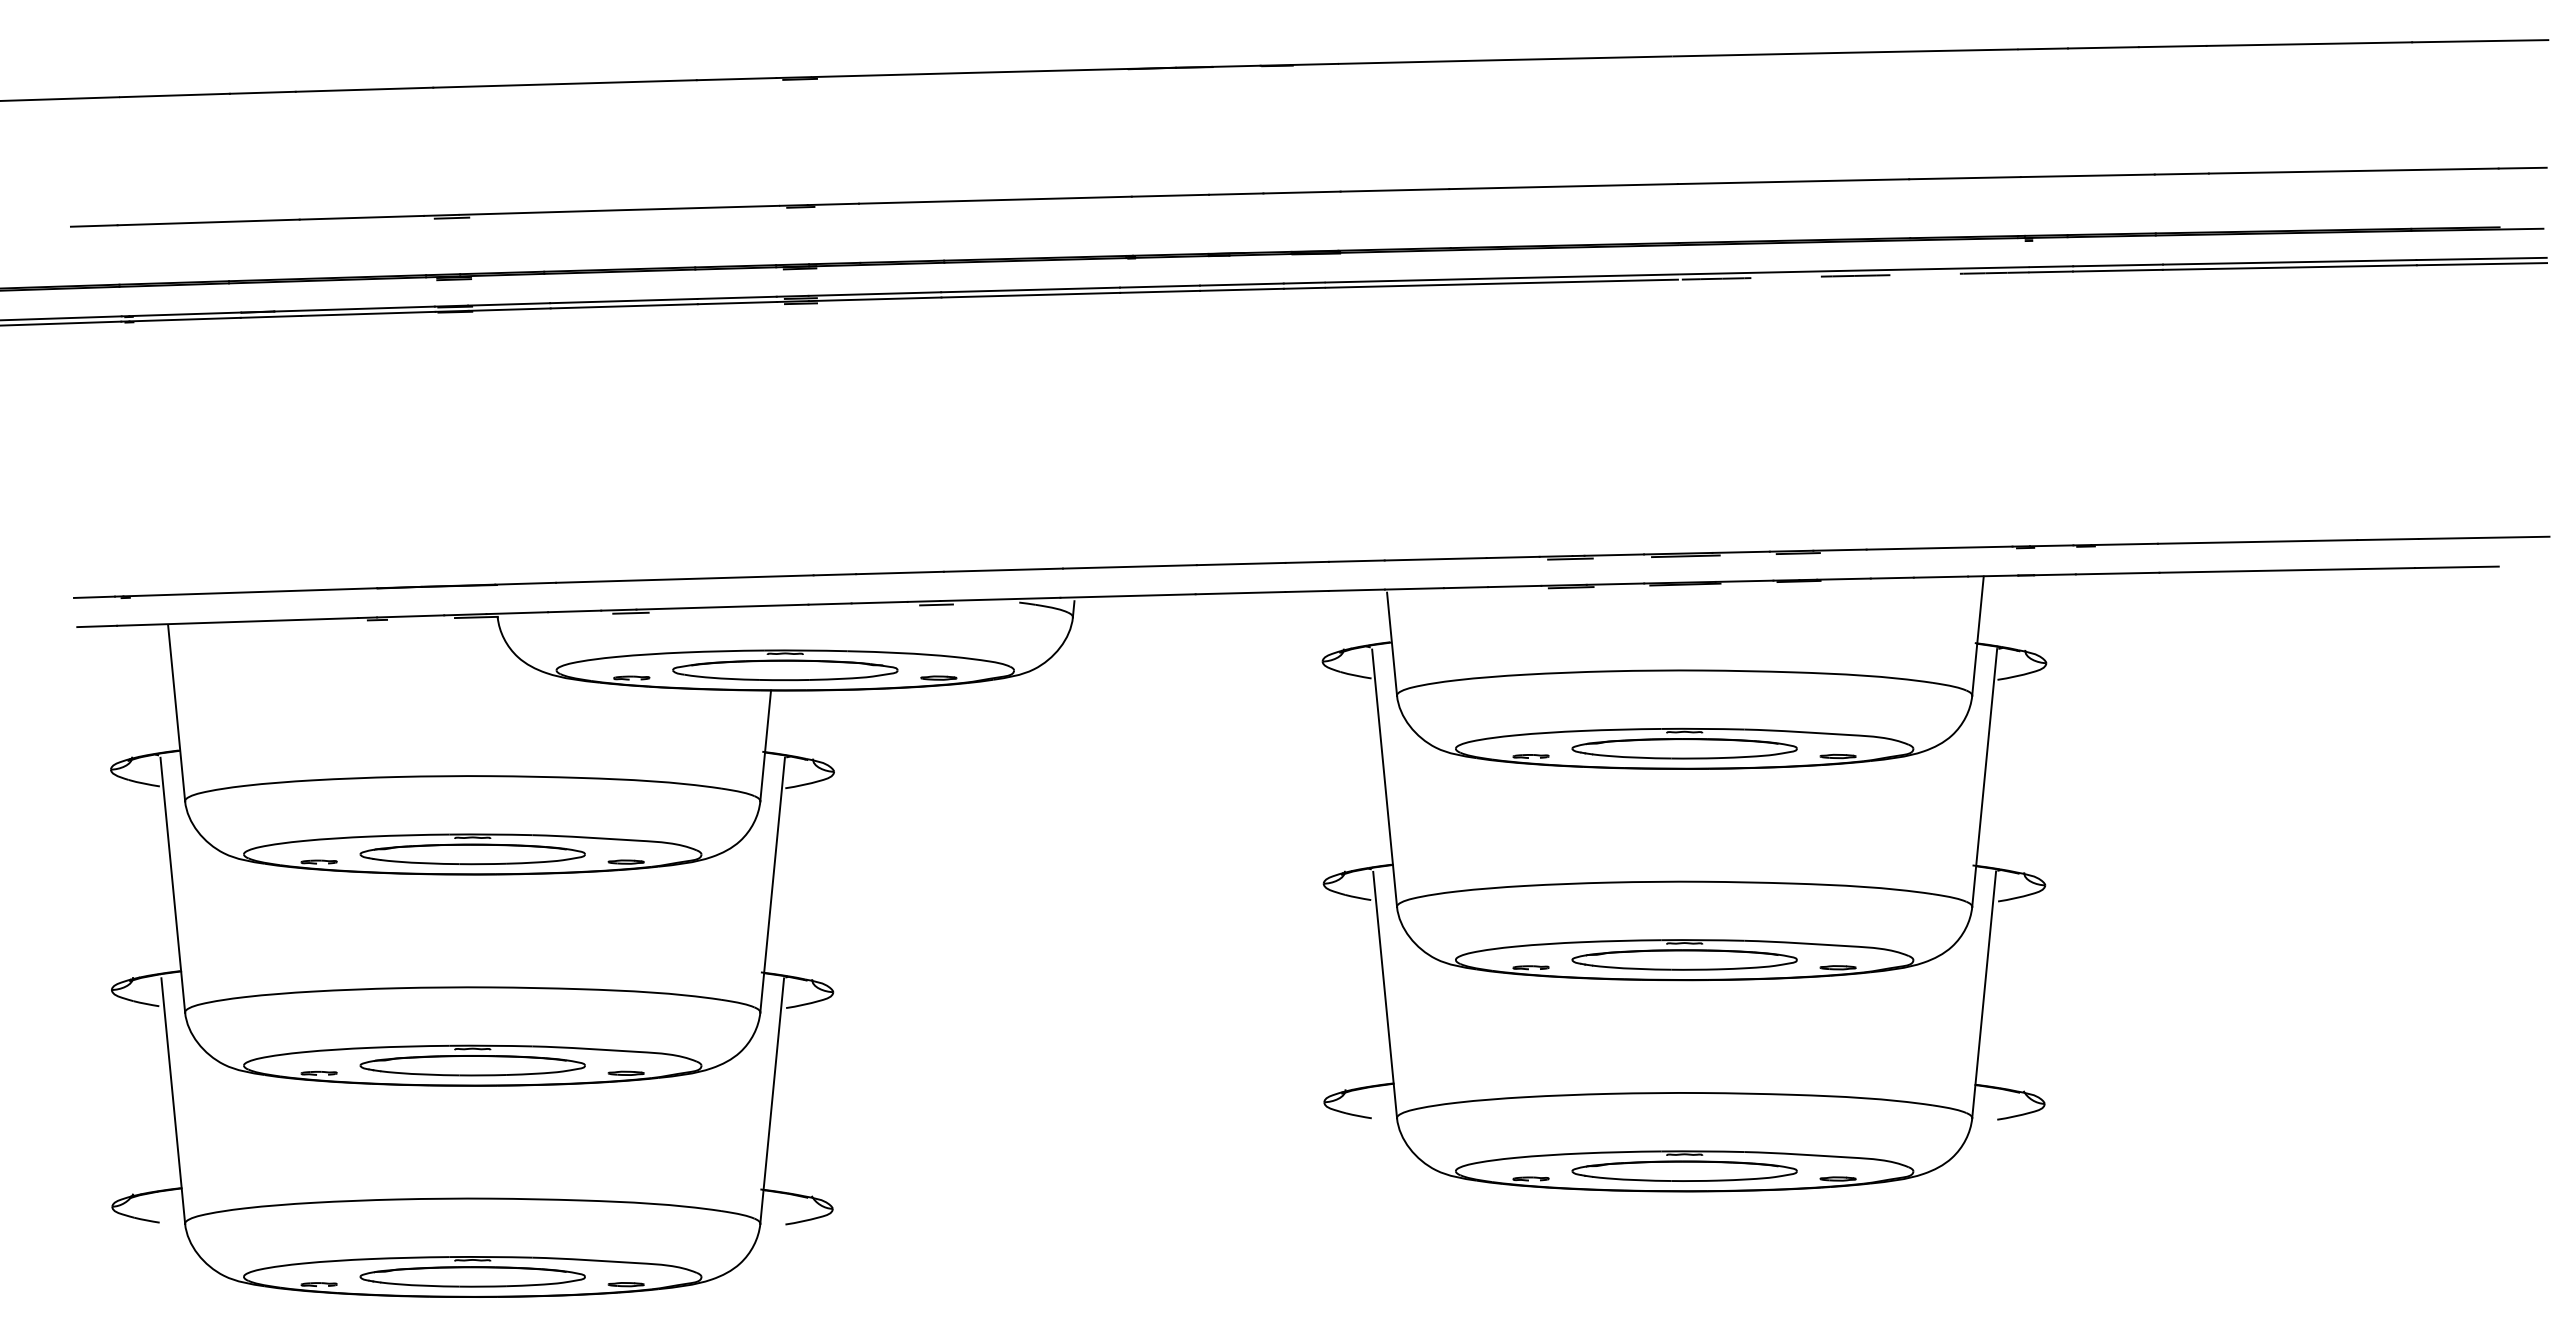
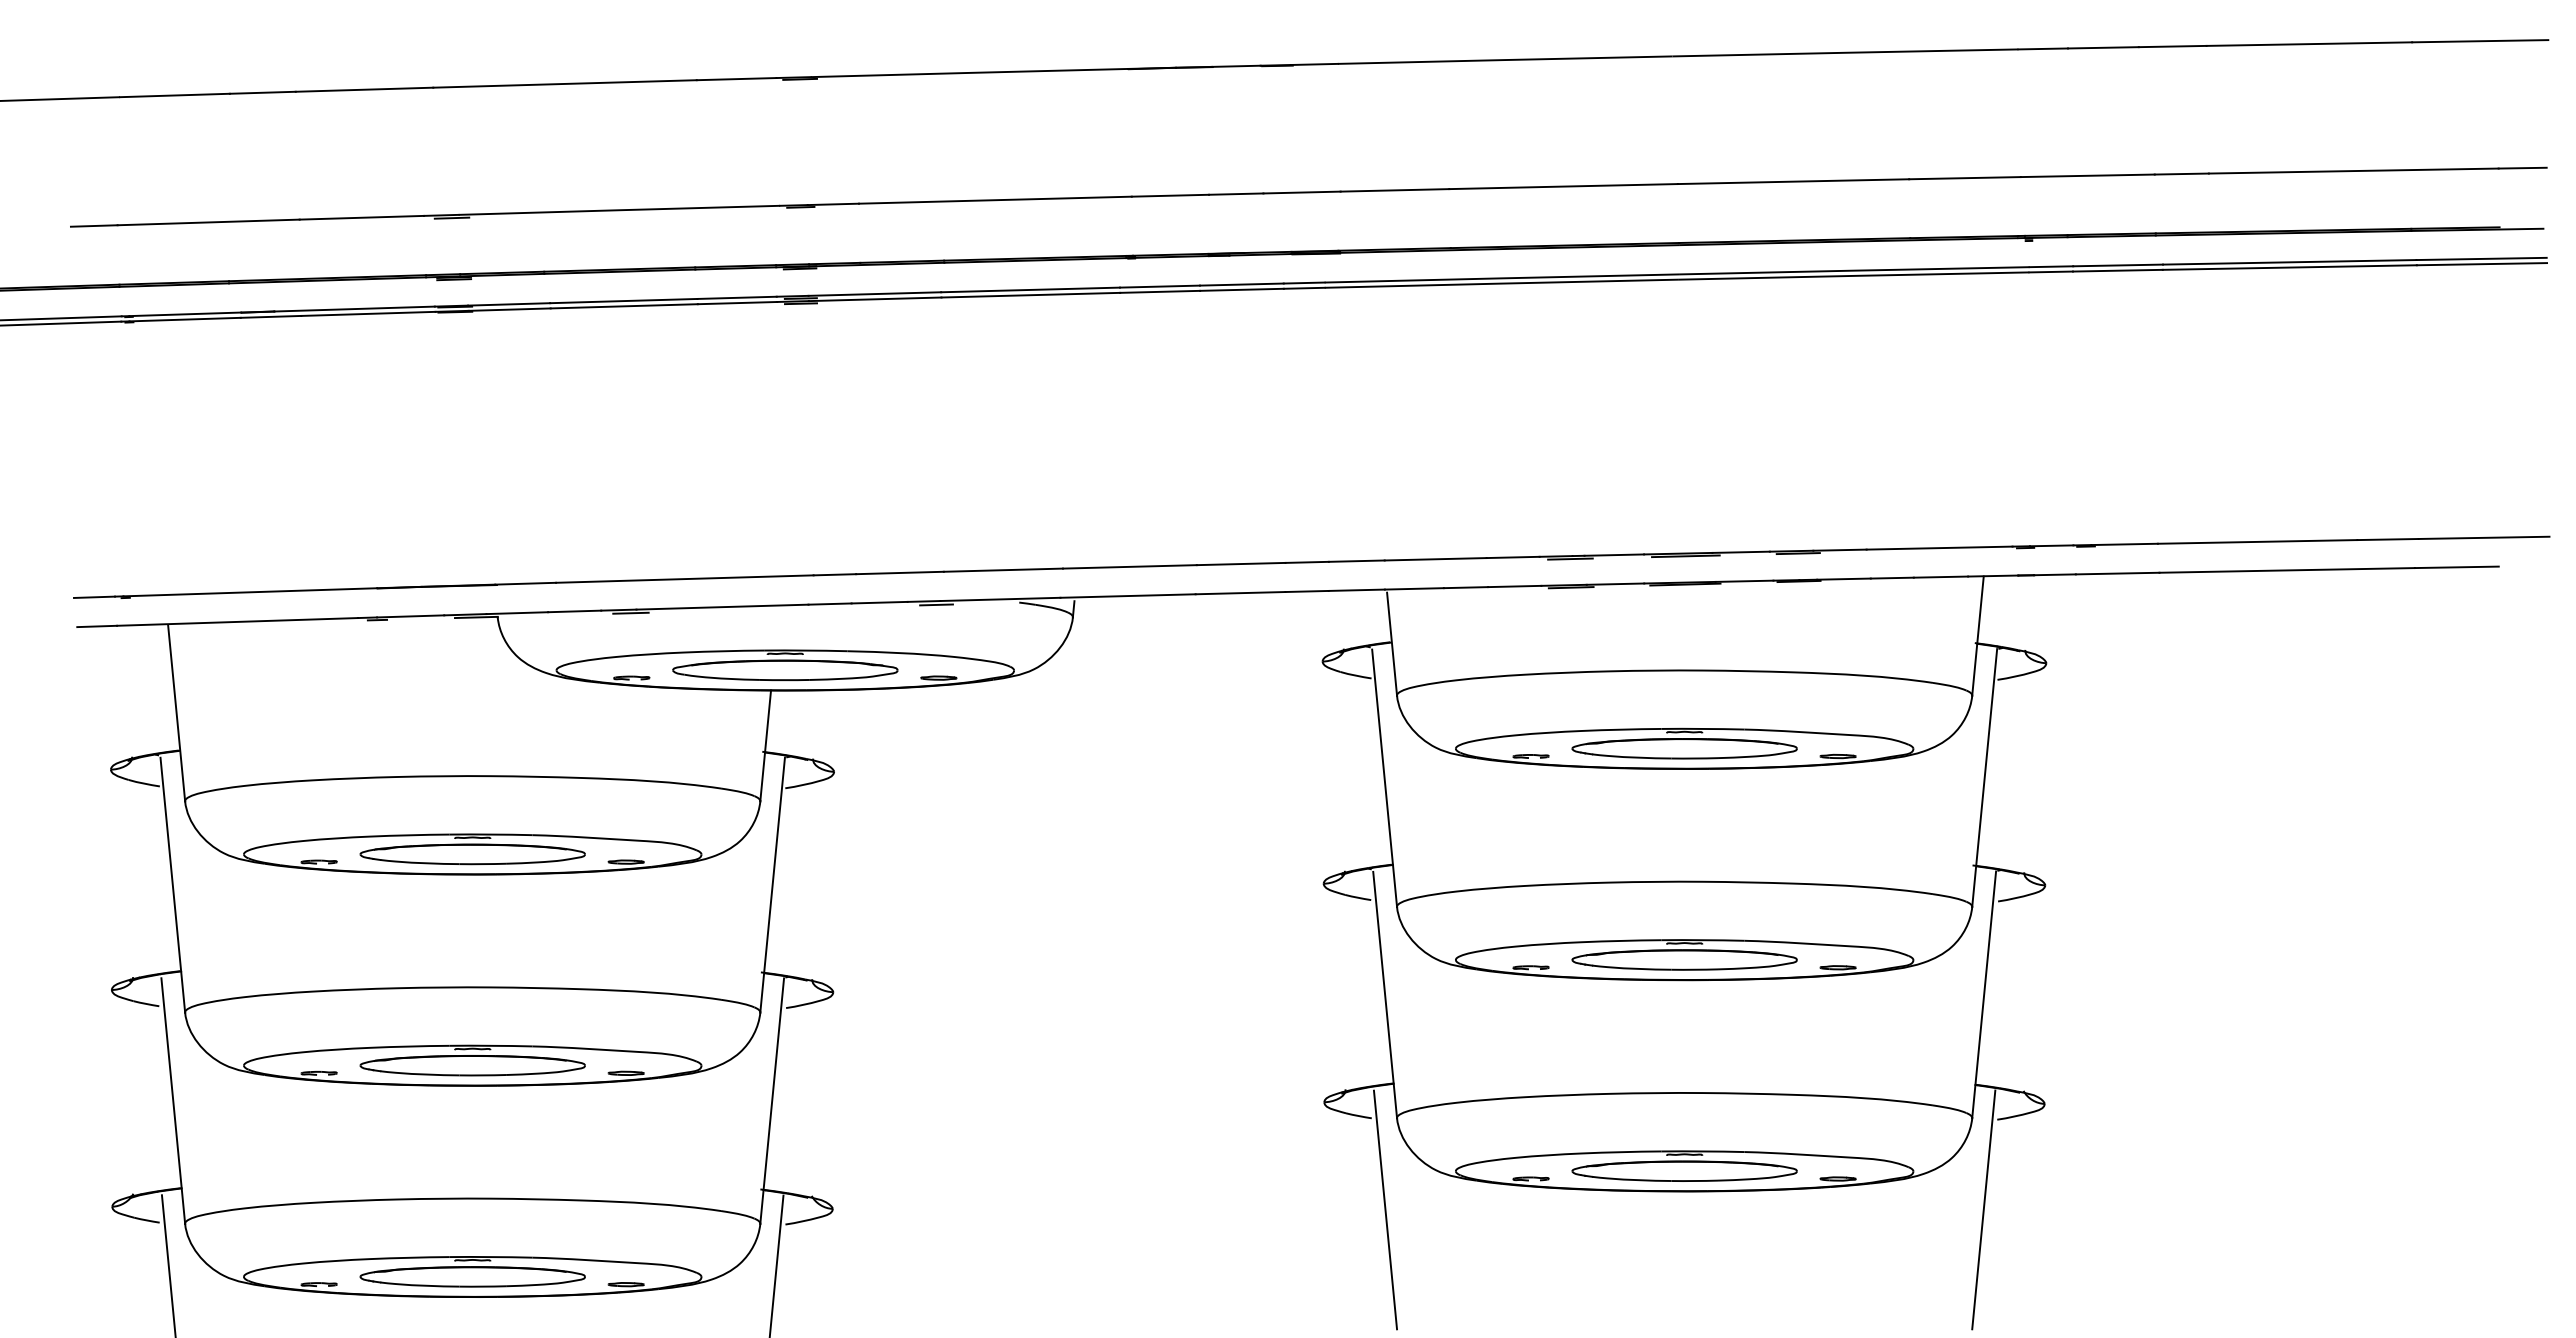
arc: dashed -> solid (1854, 275)
line: none -> present (1385, 1209)
line: none -> present (1983, 1209)
line: none -> present (168, 1264)
line: none -> present (776, 1264)
